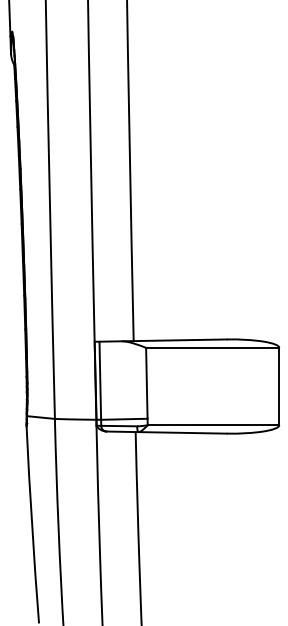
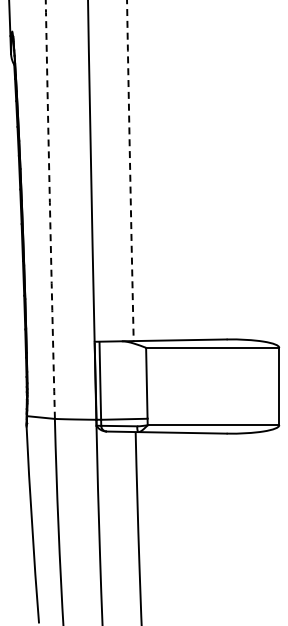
arc: solid -> dashed (130, 170)
arc: solid -> dashed (50, 209)
